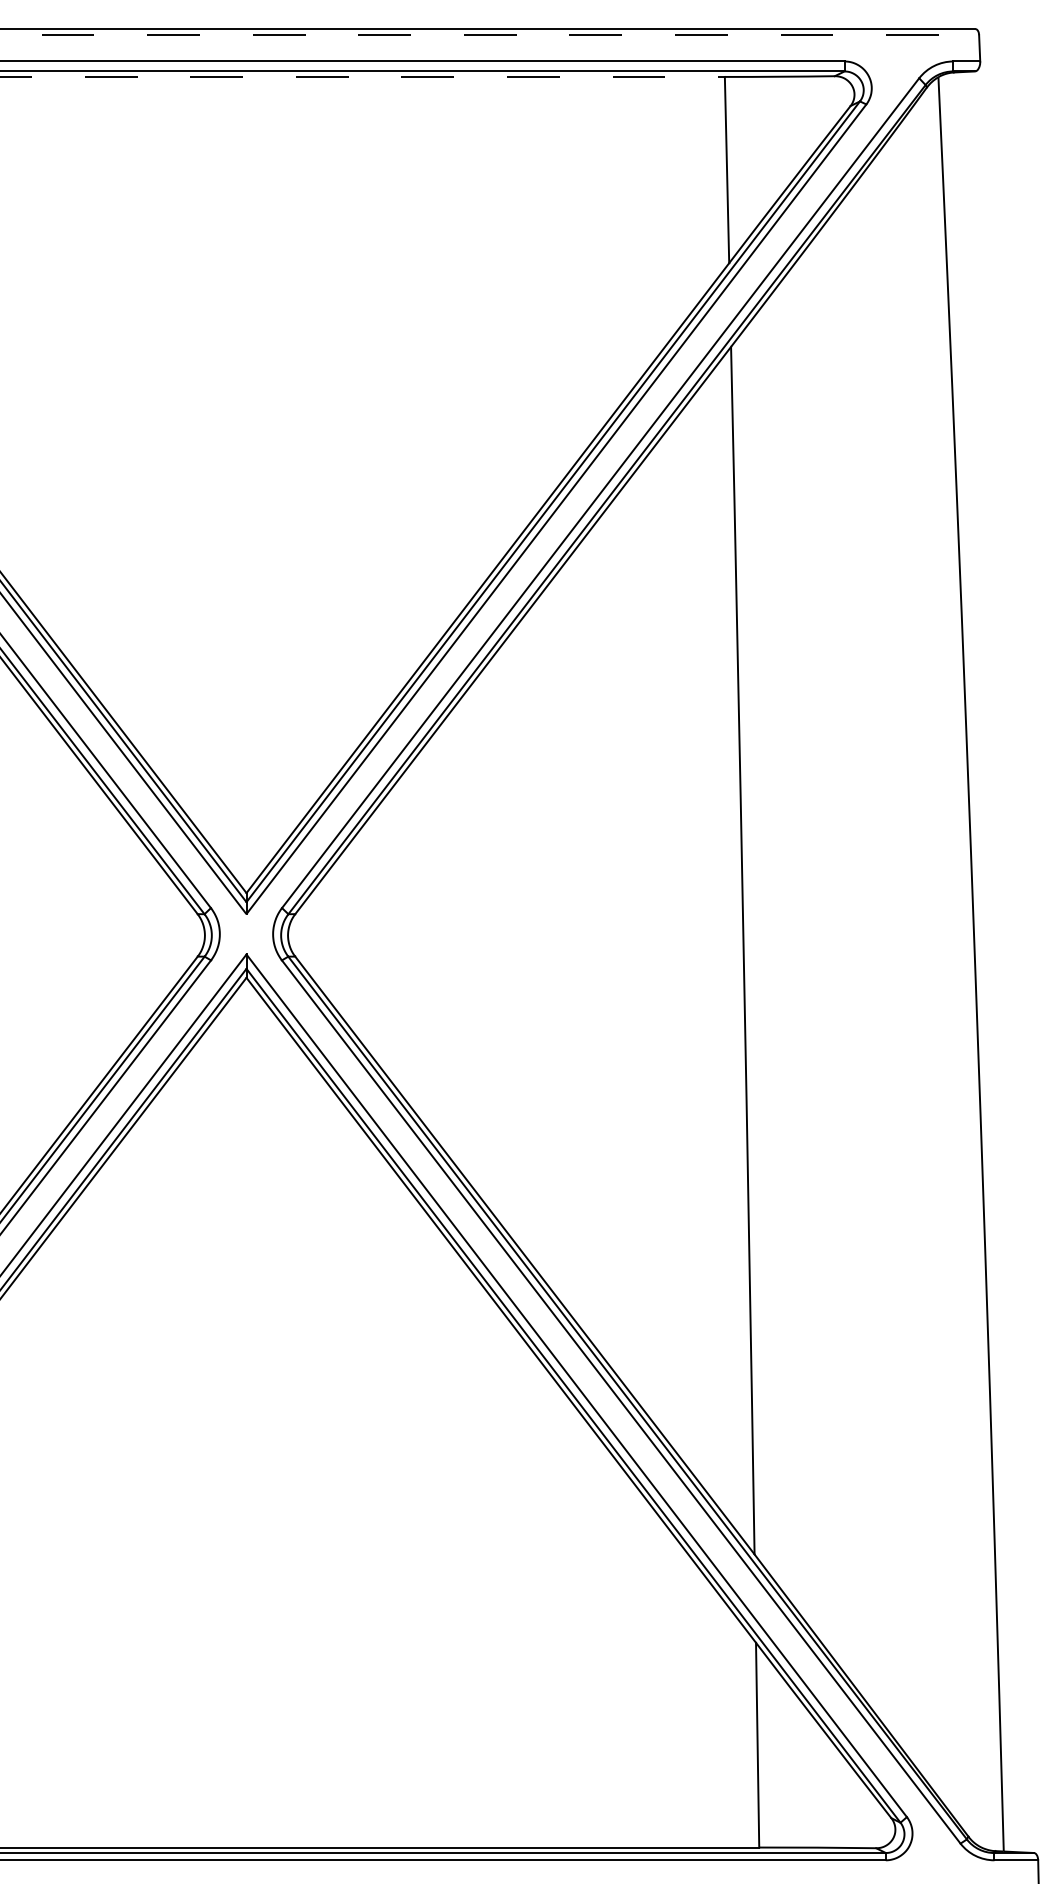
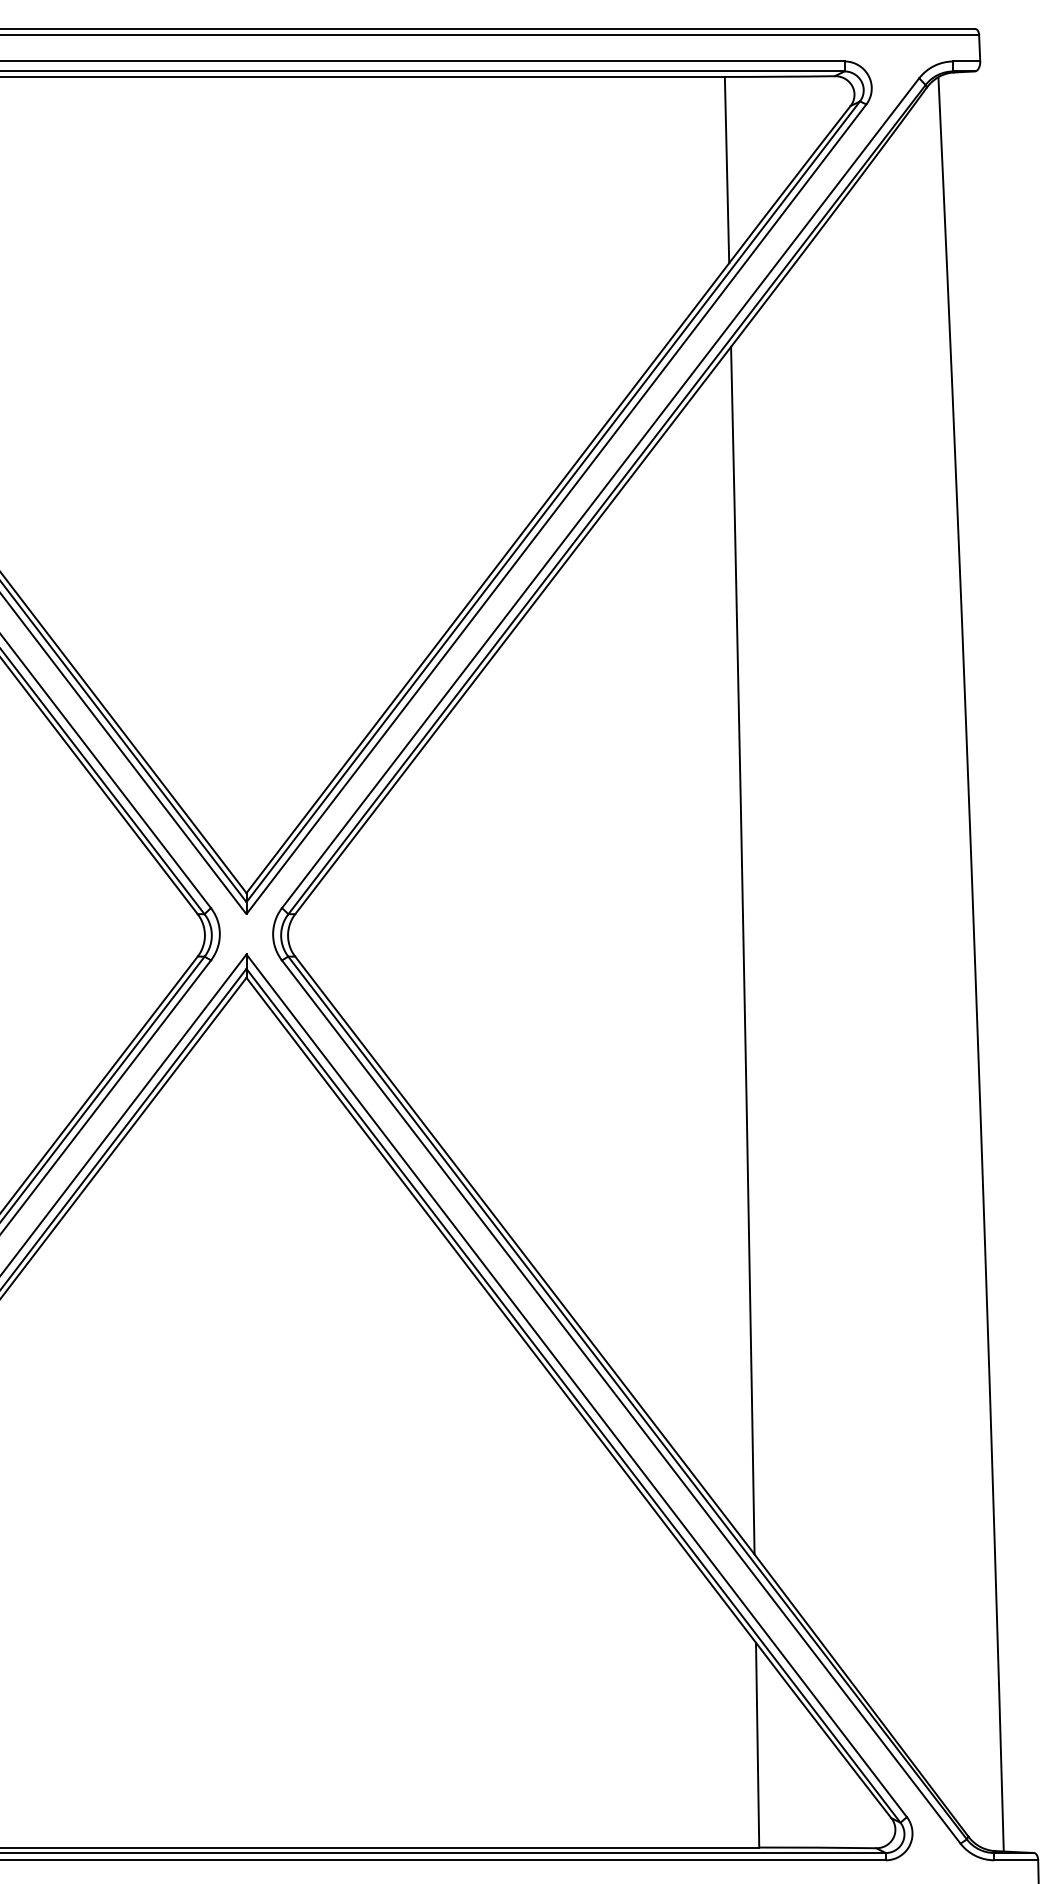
line: dashed -> solid (490, 35)
line: dashed -> solid (362, 76)
